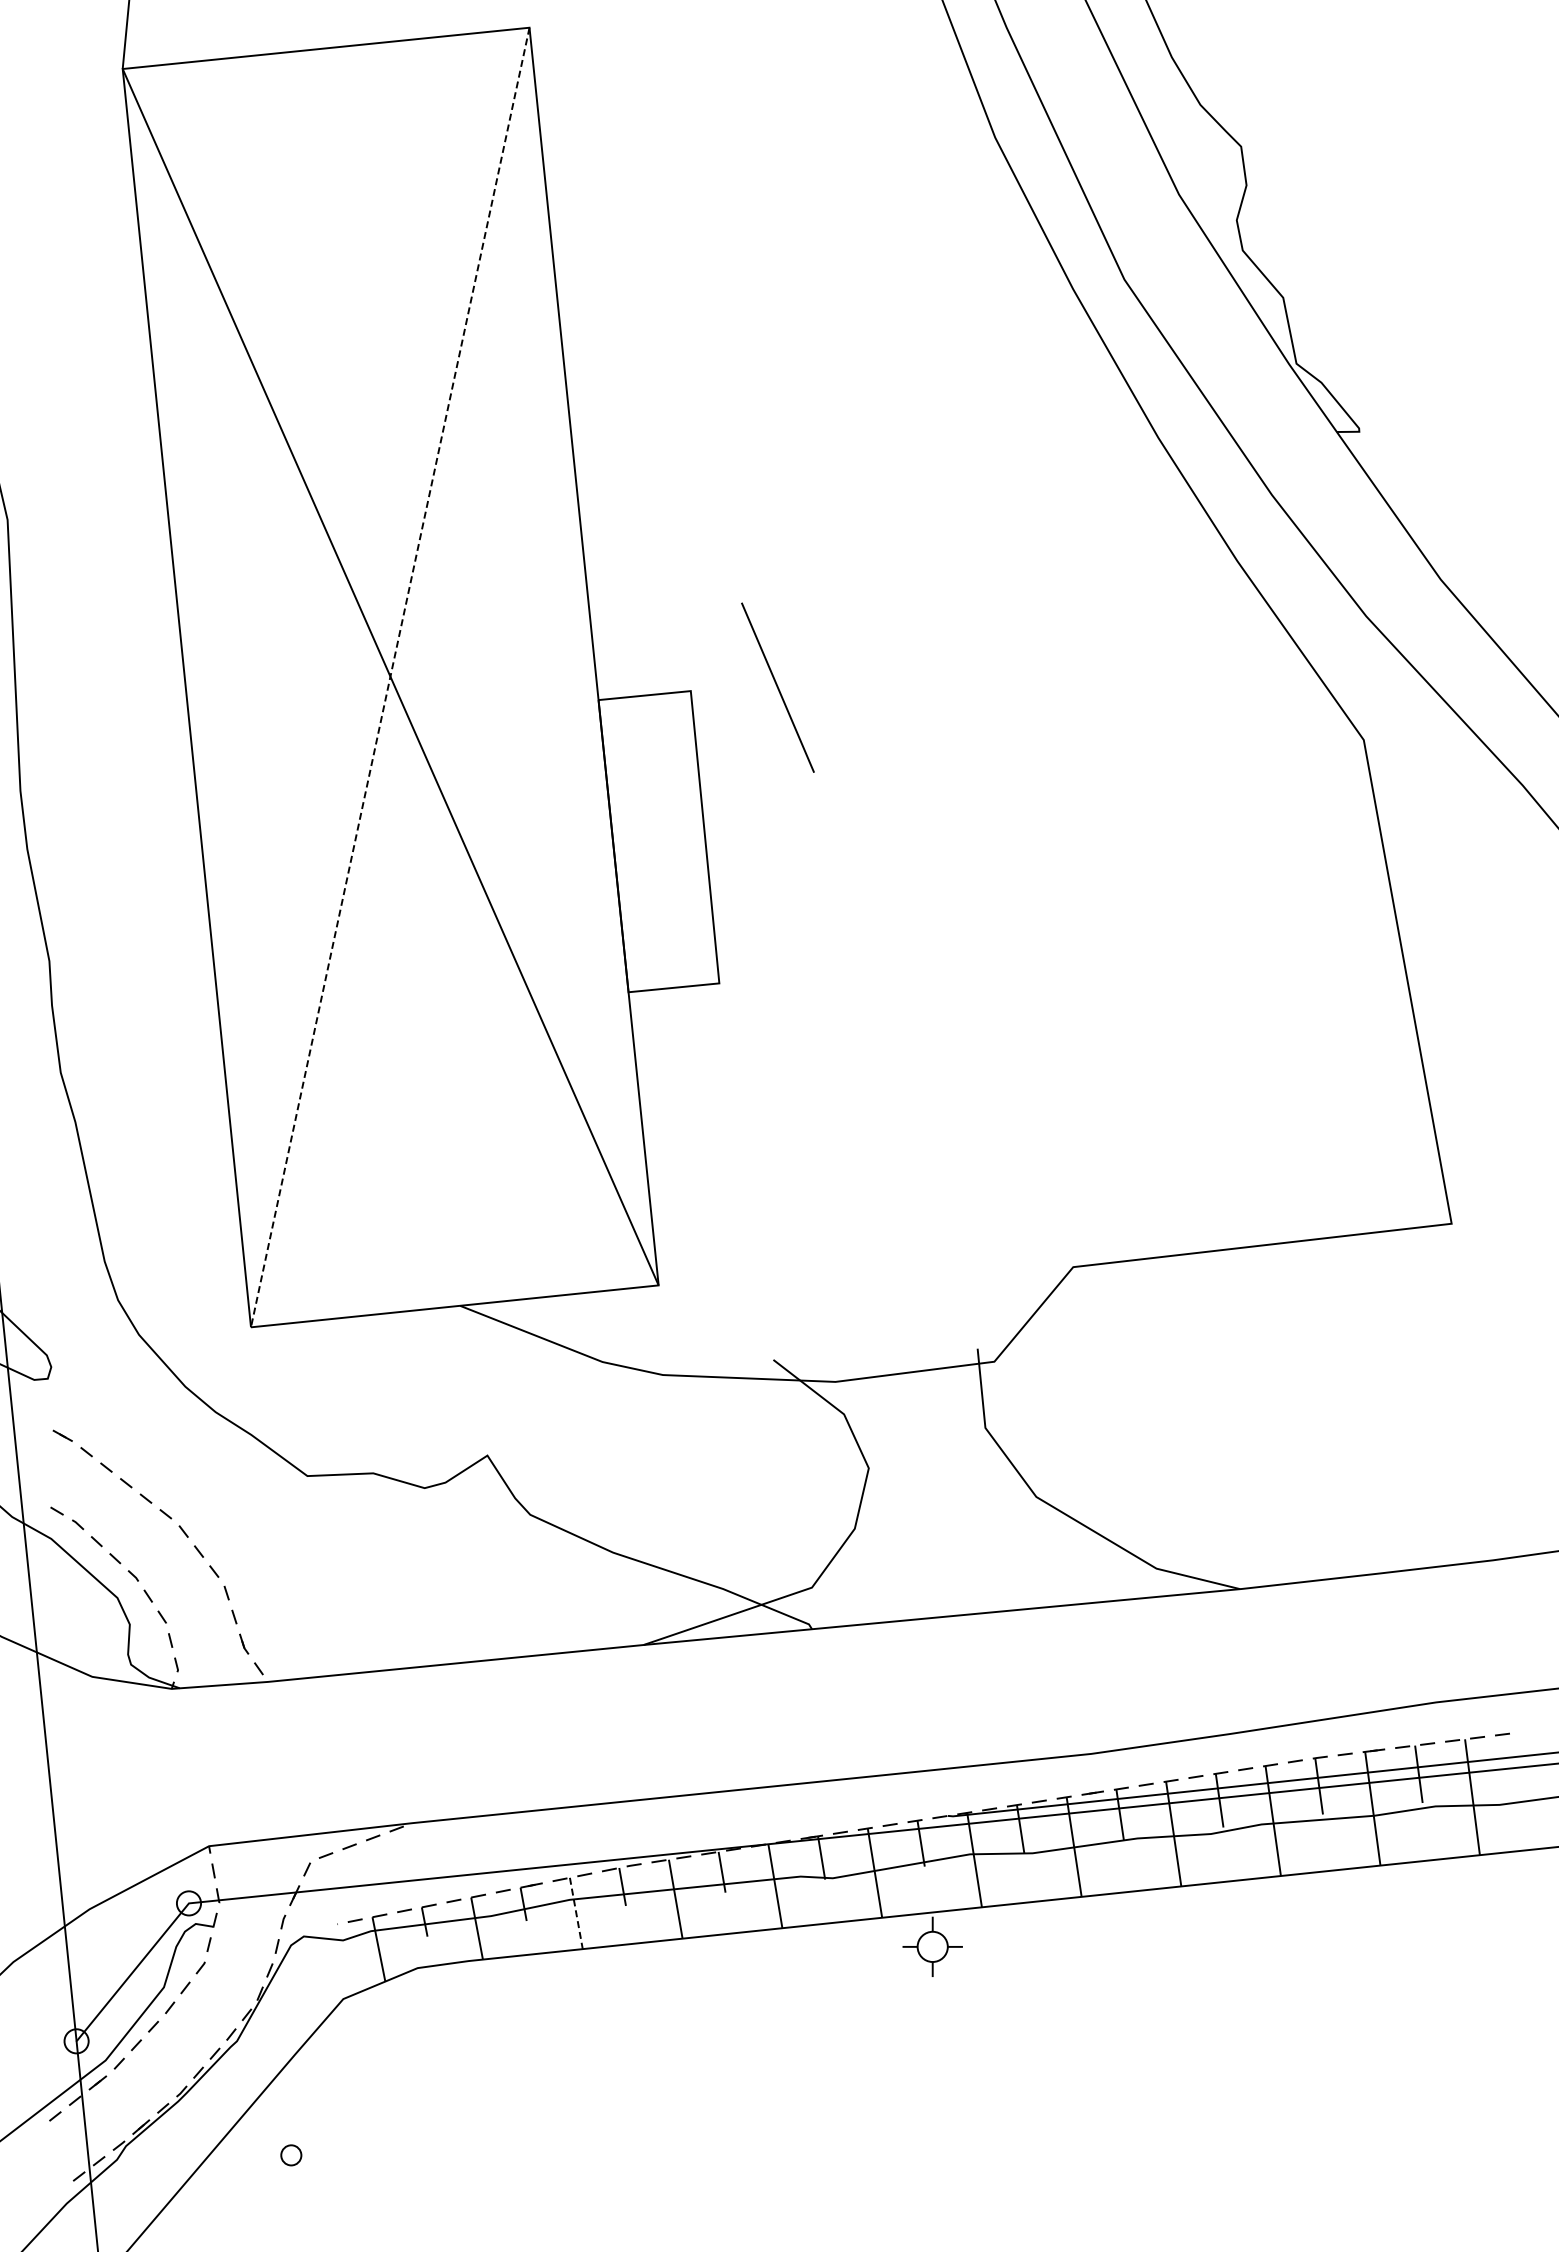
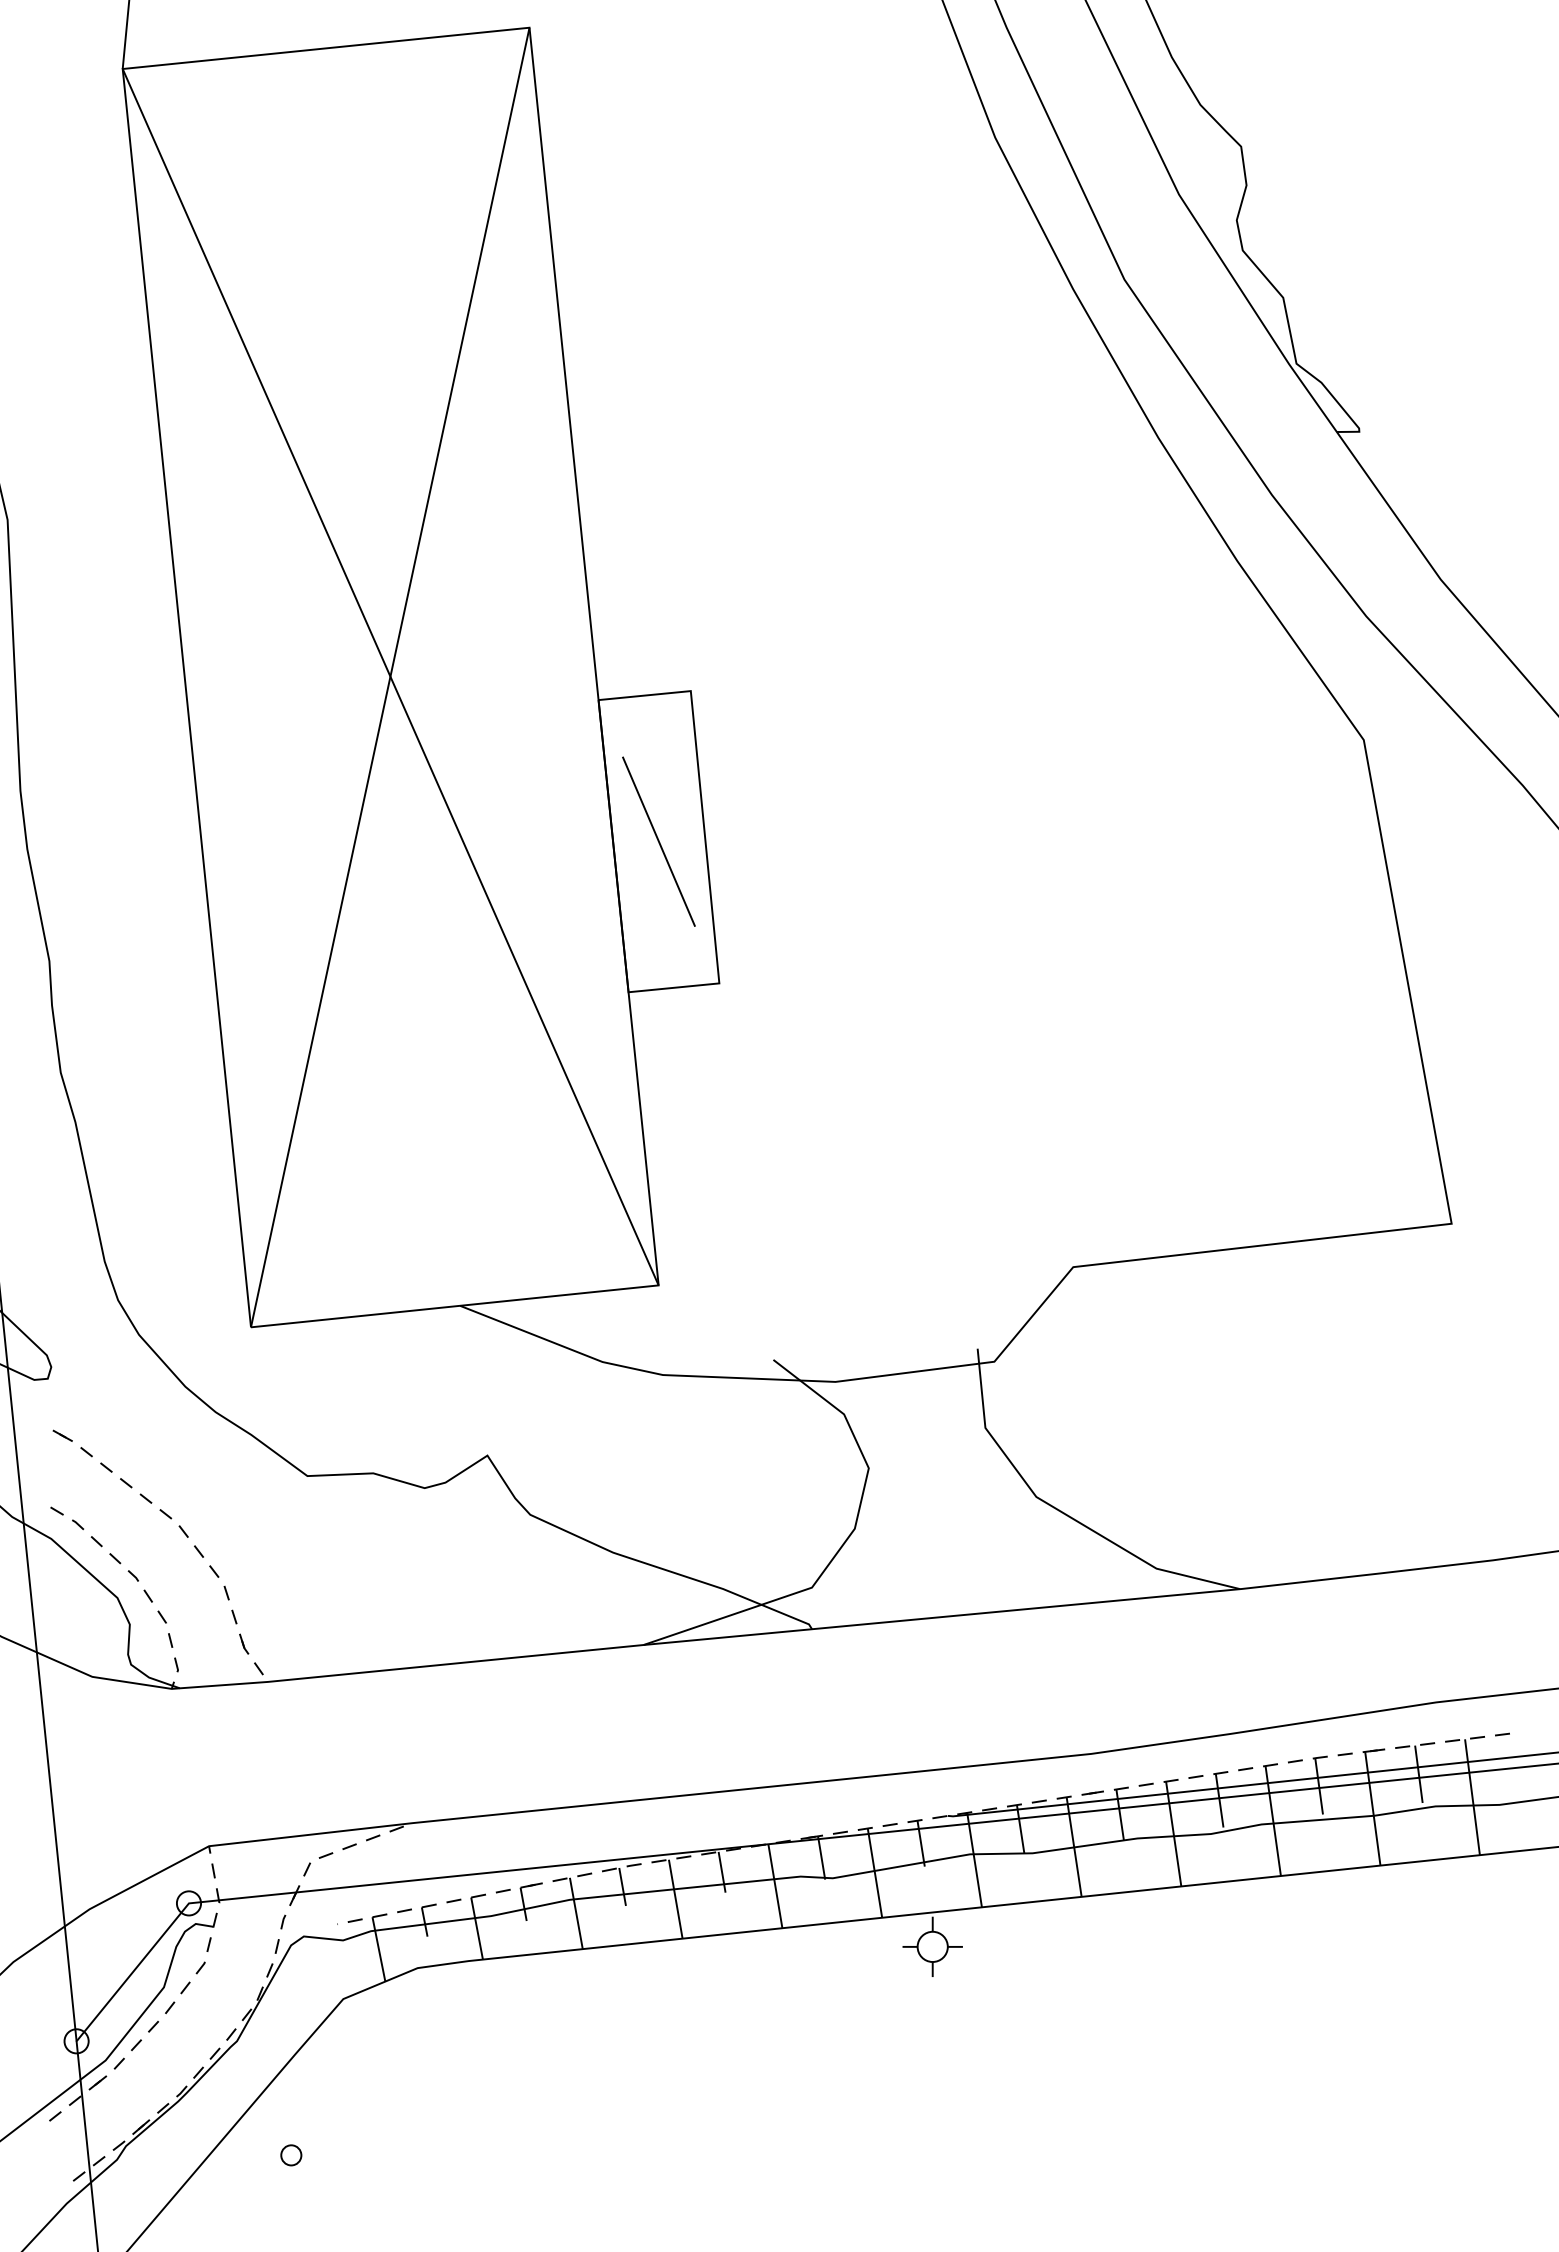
line: dashed -> solid (390, 677)
line position: (777, 687) -> (658, 841) (658, 841)
line: dashed -> solid (576, 1913)
